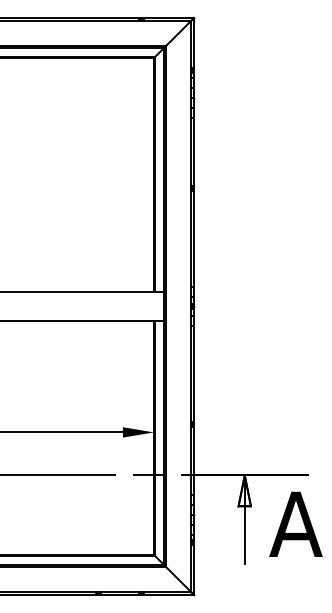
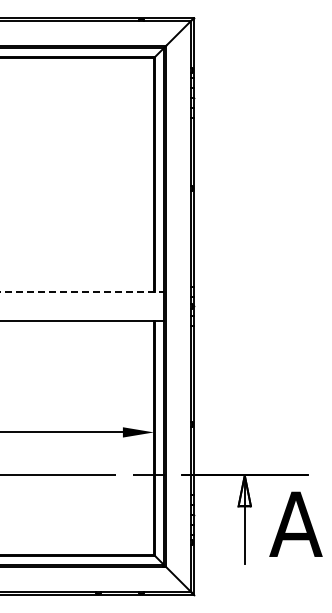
line: solid -> dashed (82, 291)
